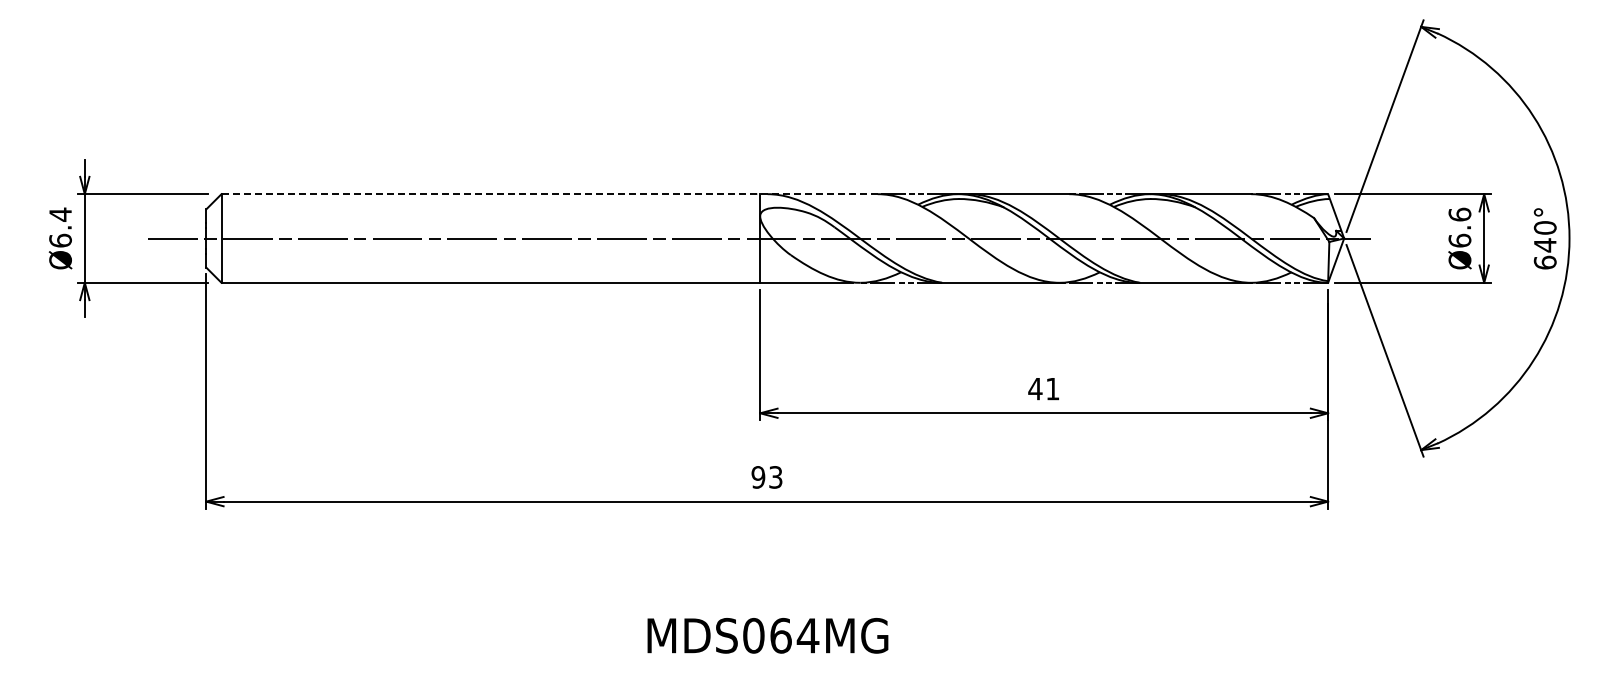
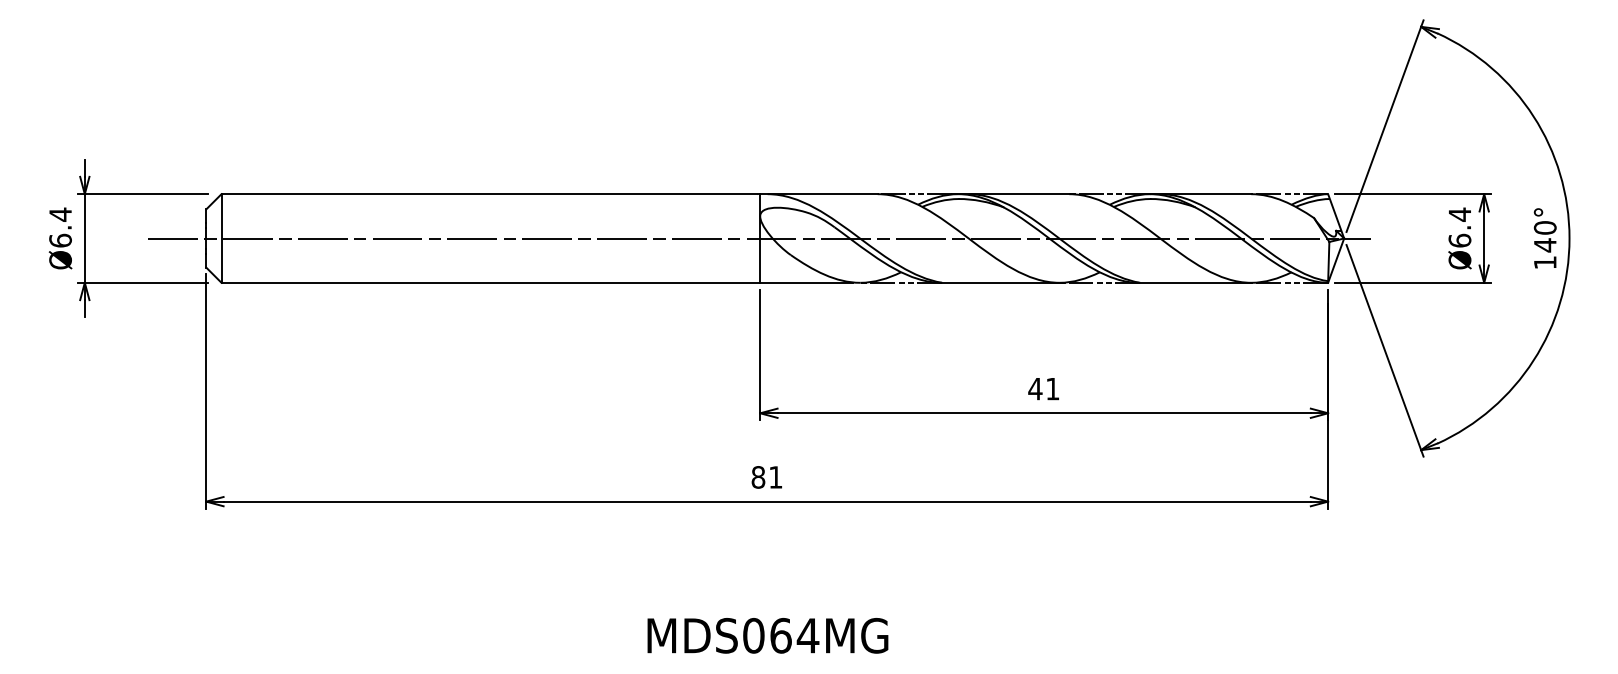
line: dashed -> solid (549, 194)
text: Ø6.6 -> Ø6.4 (1459, 214)
text: 640° -> 140° (1544, 262)
text: 93 -> 81 (766, 477)
